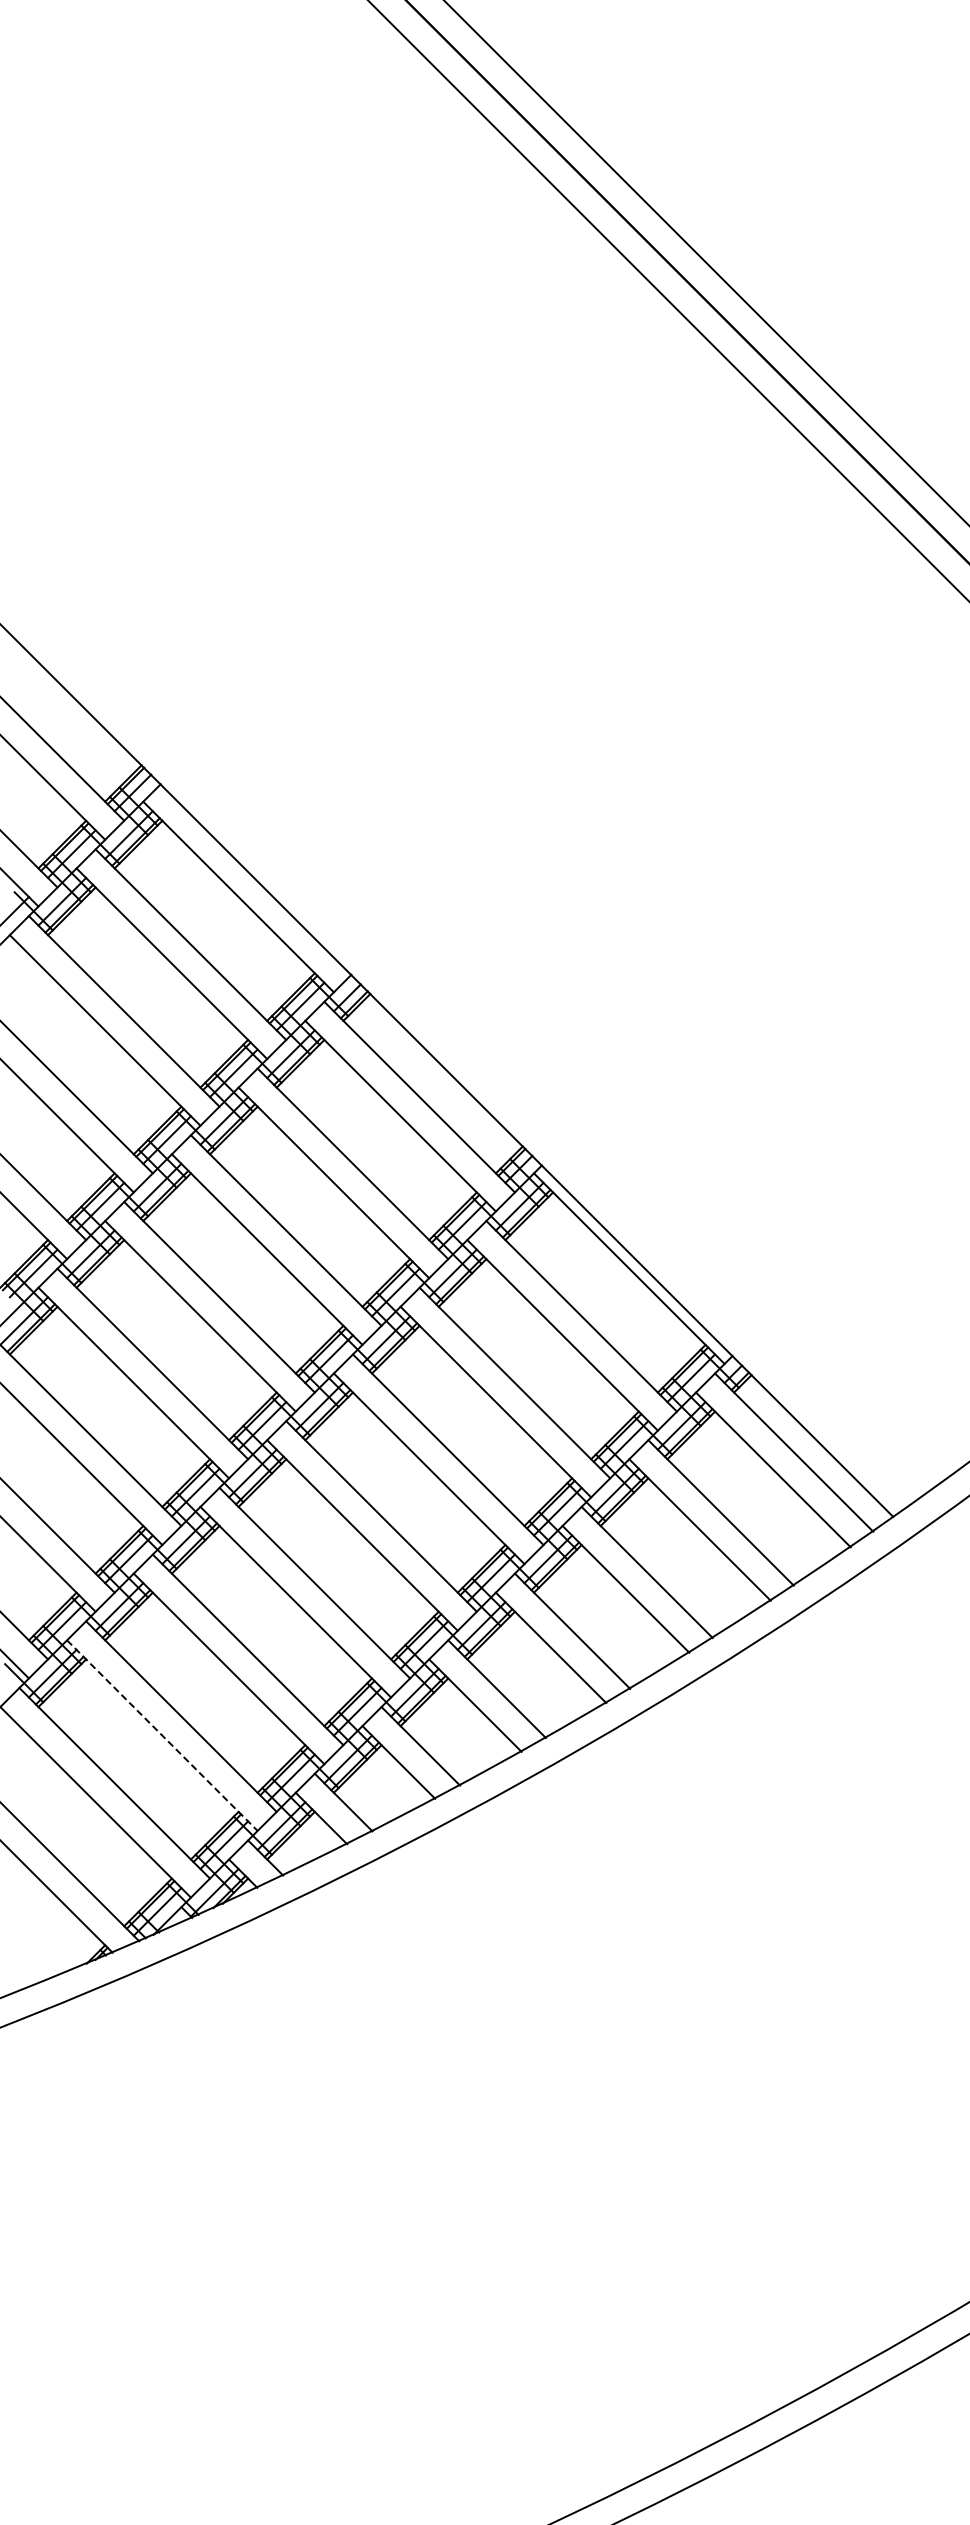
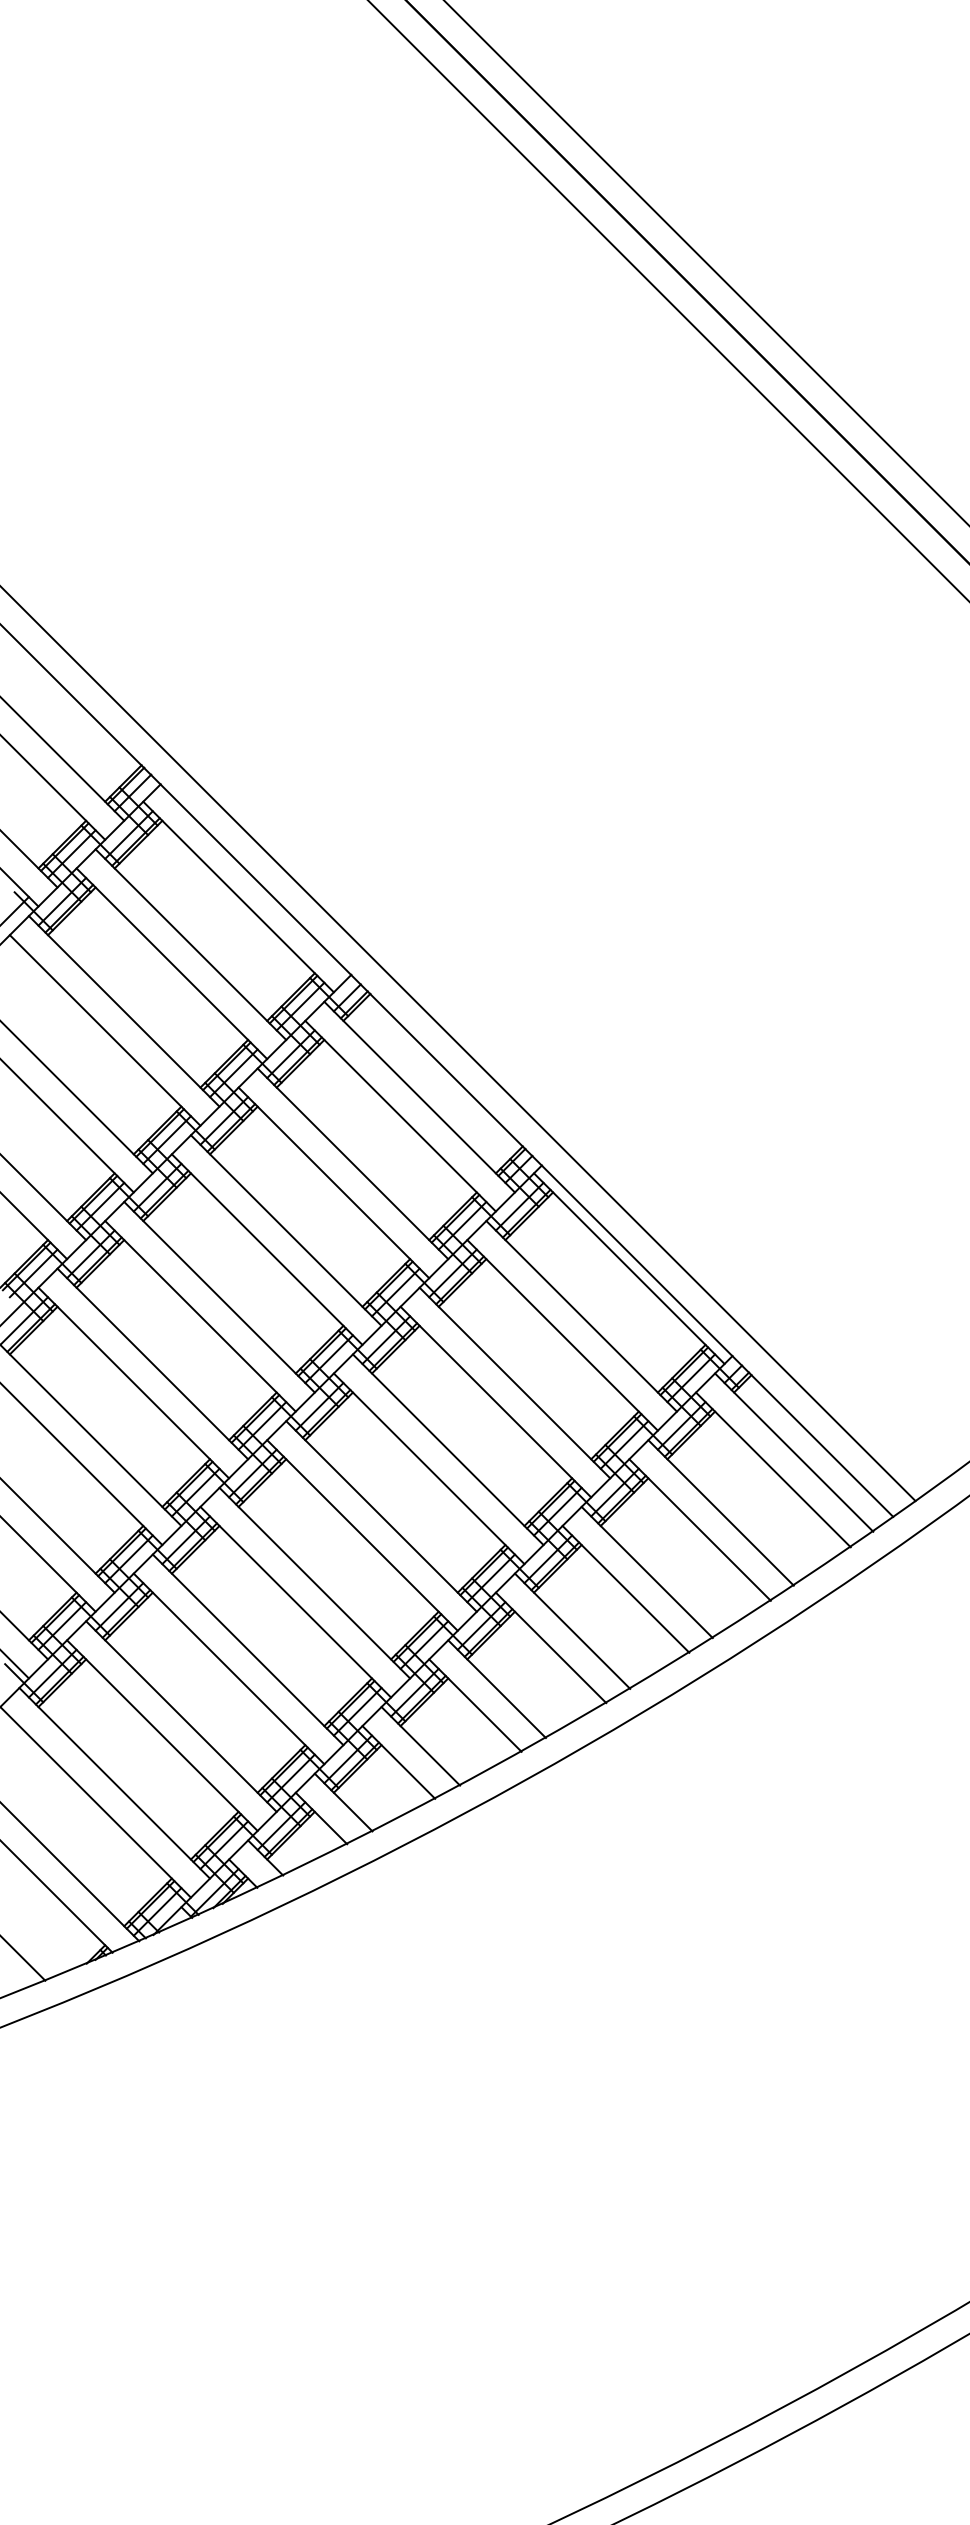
line: none -> present (458, 1044)
line: dashed -> solid (162, 1735)
line: none -> present (23, 1958)
